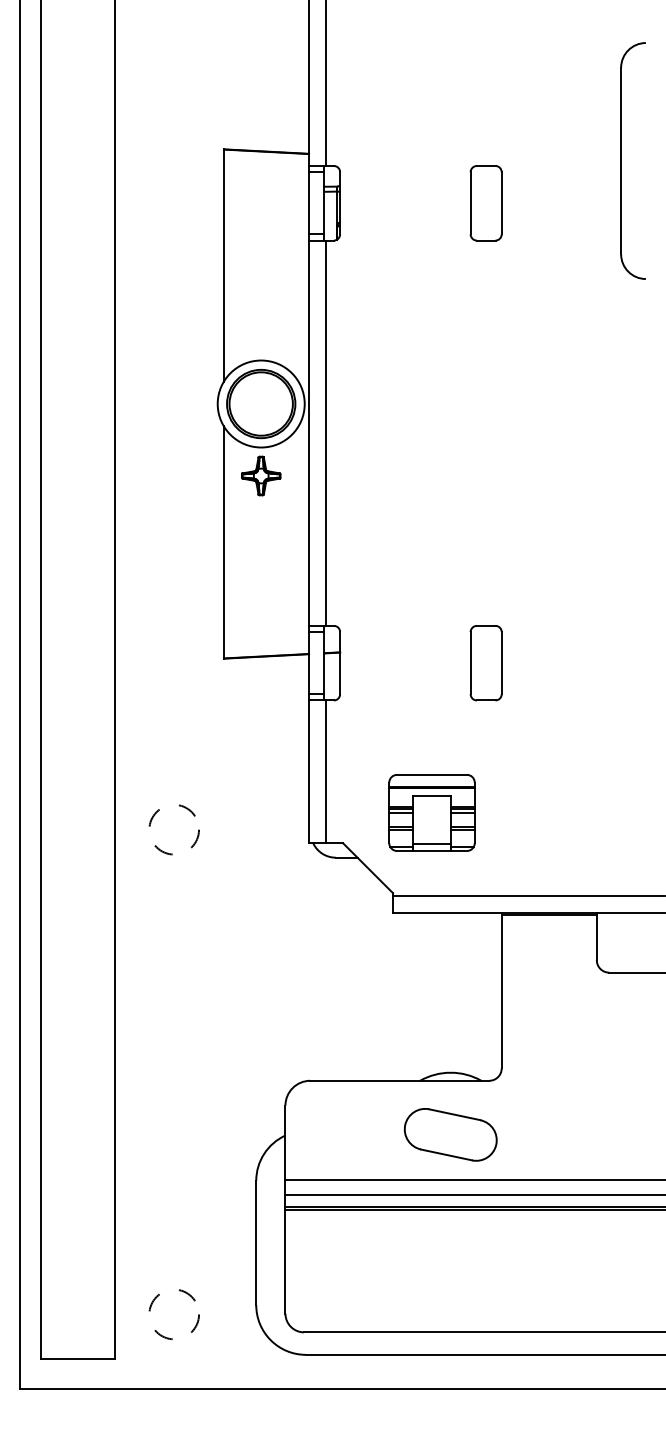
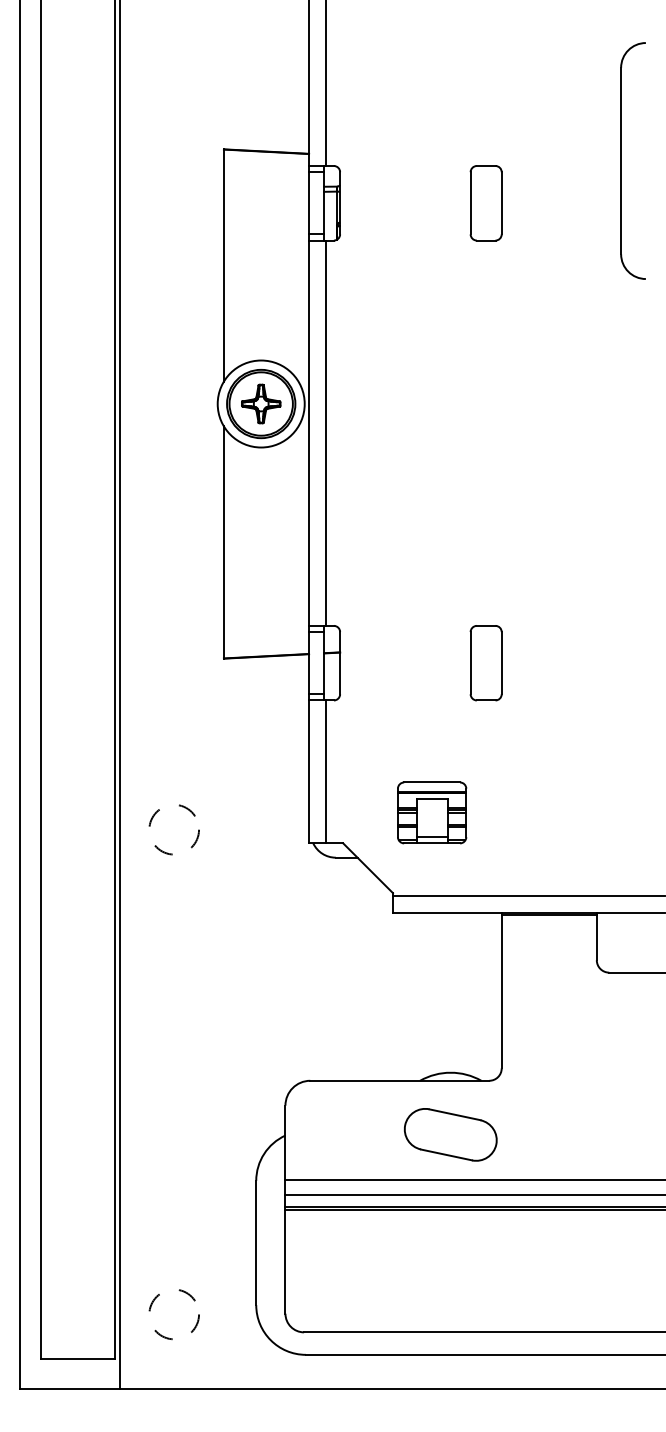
part position: (261, 475) -> (261, 403) (261, 403)
line: none -> present (119, 695)
part size: 88x78 px -> 71x64 px (432, 812)
